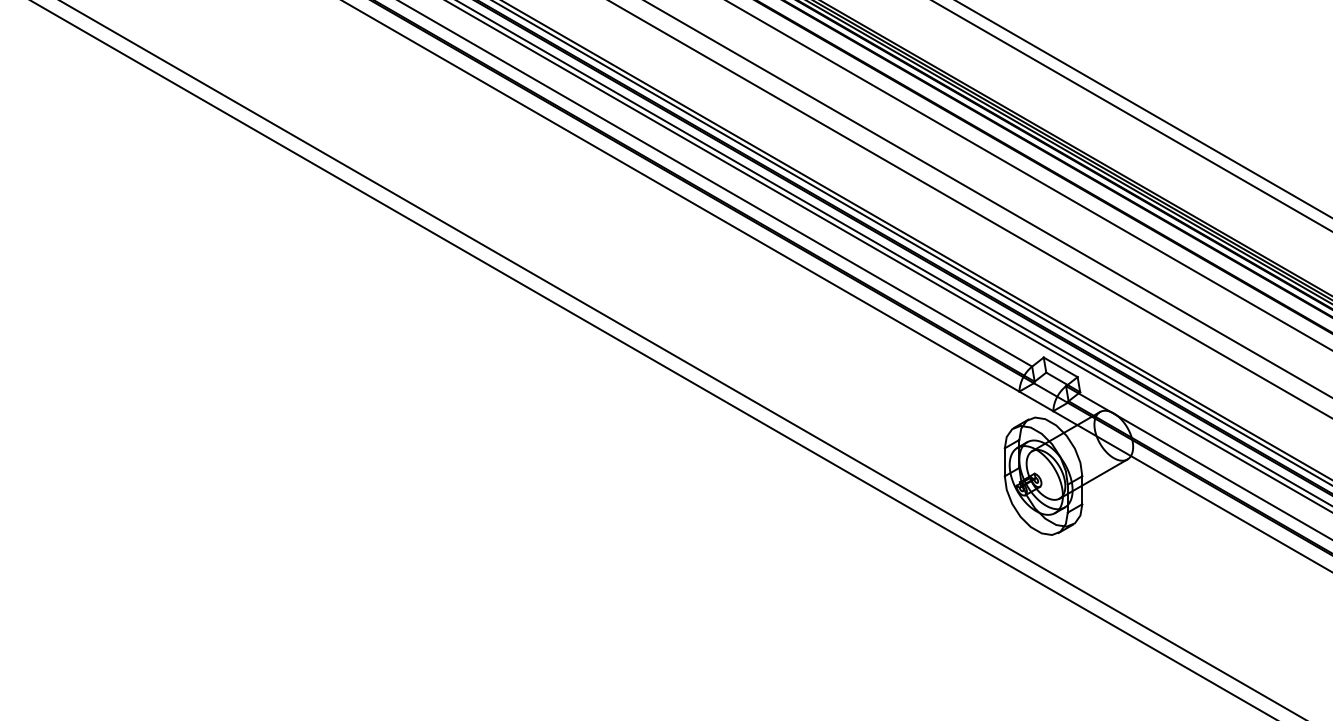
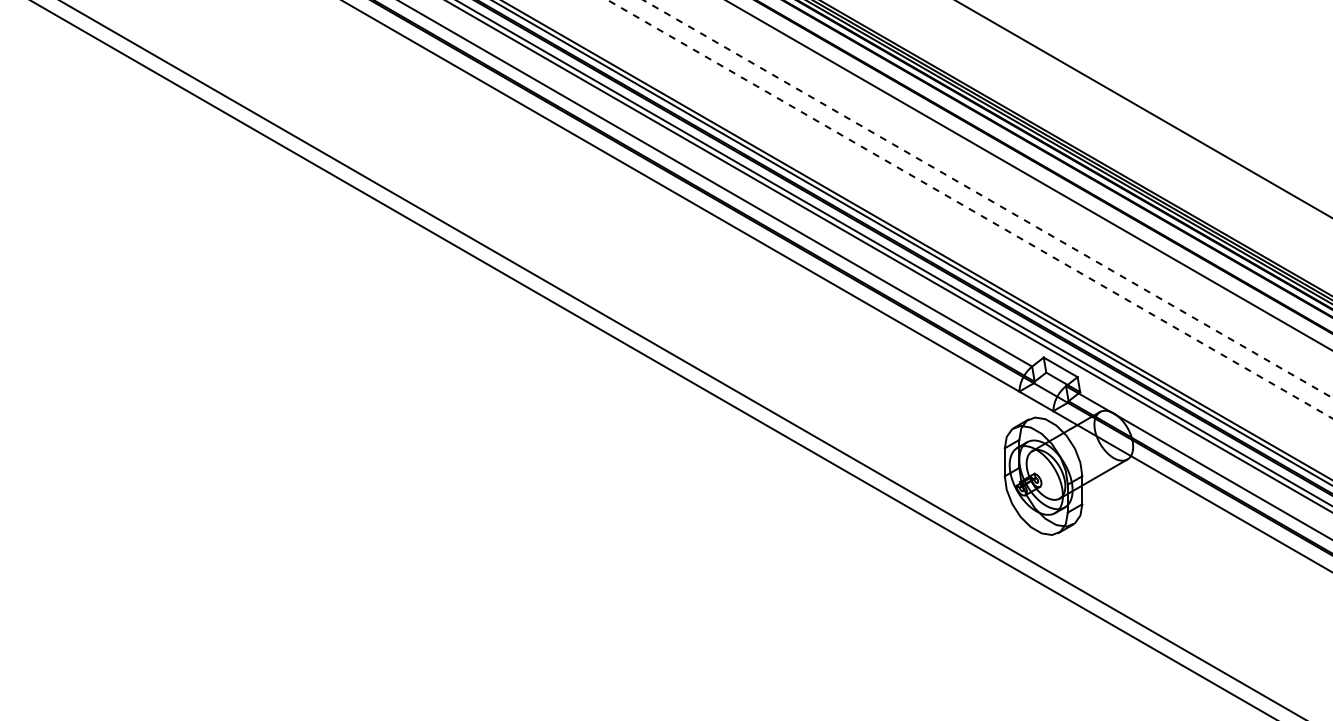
line: present -> none (1131, 116)
line: solid -> dashed (988, 199)
line: solid -> dashed (970, 209)
